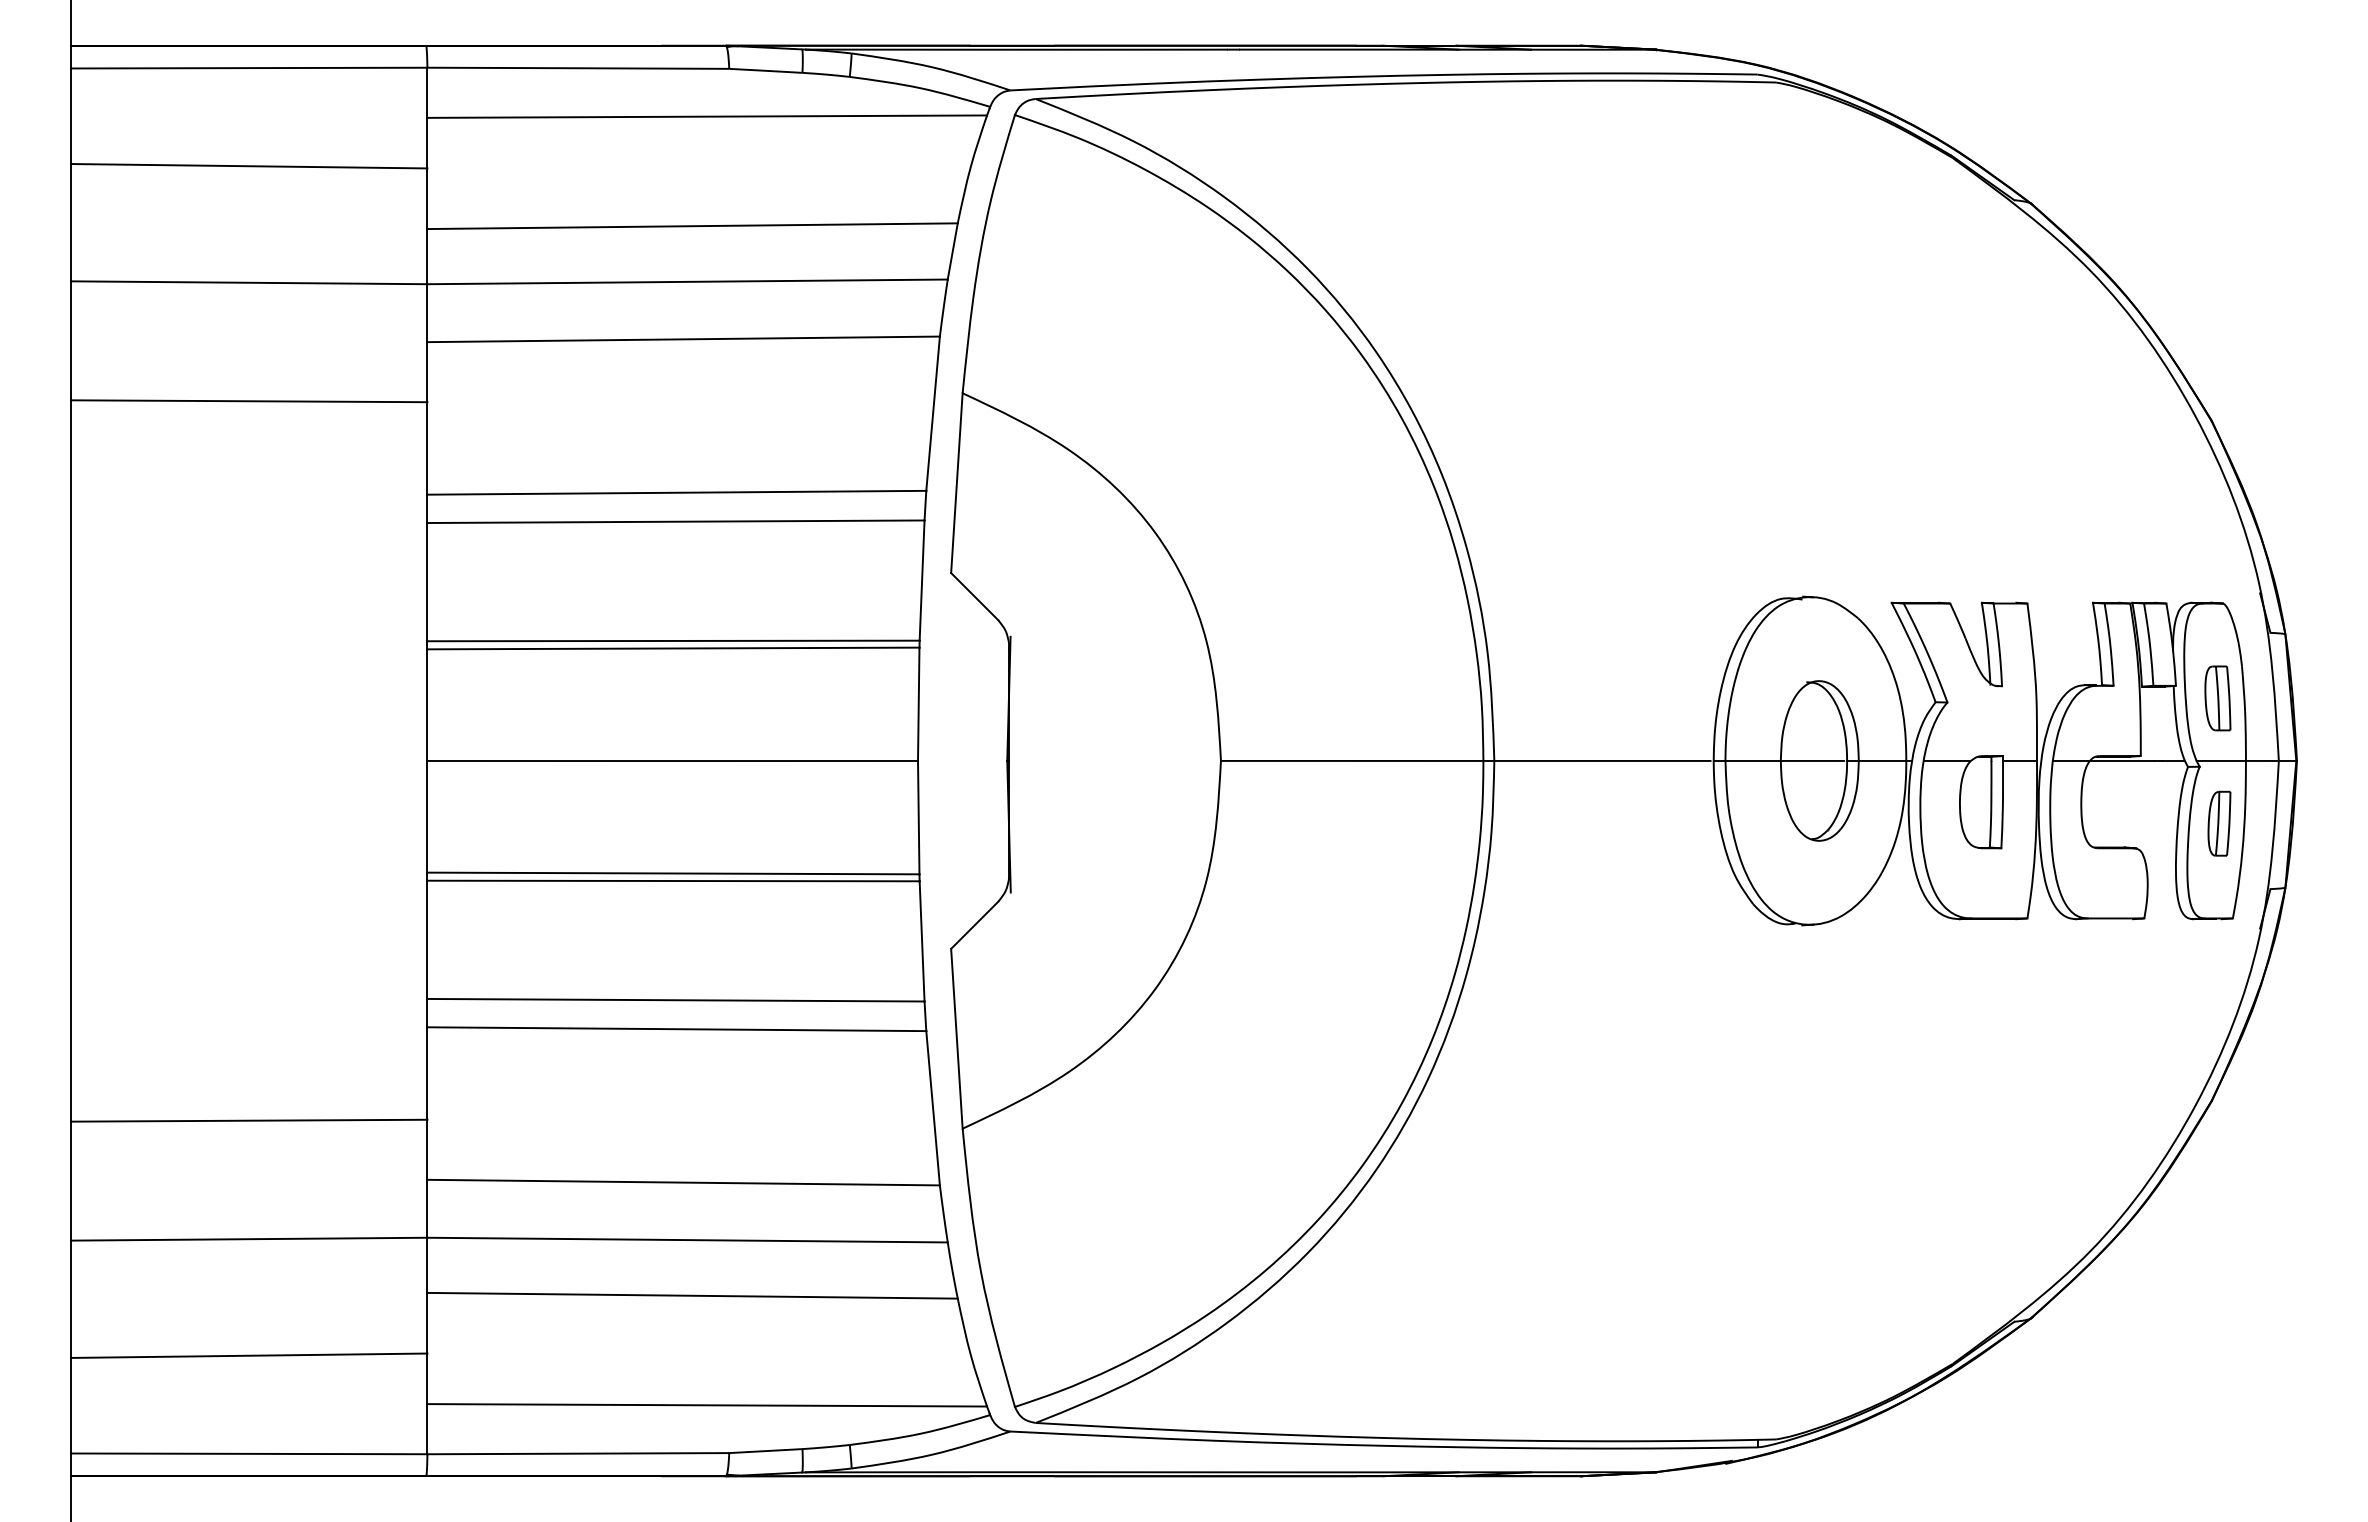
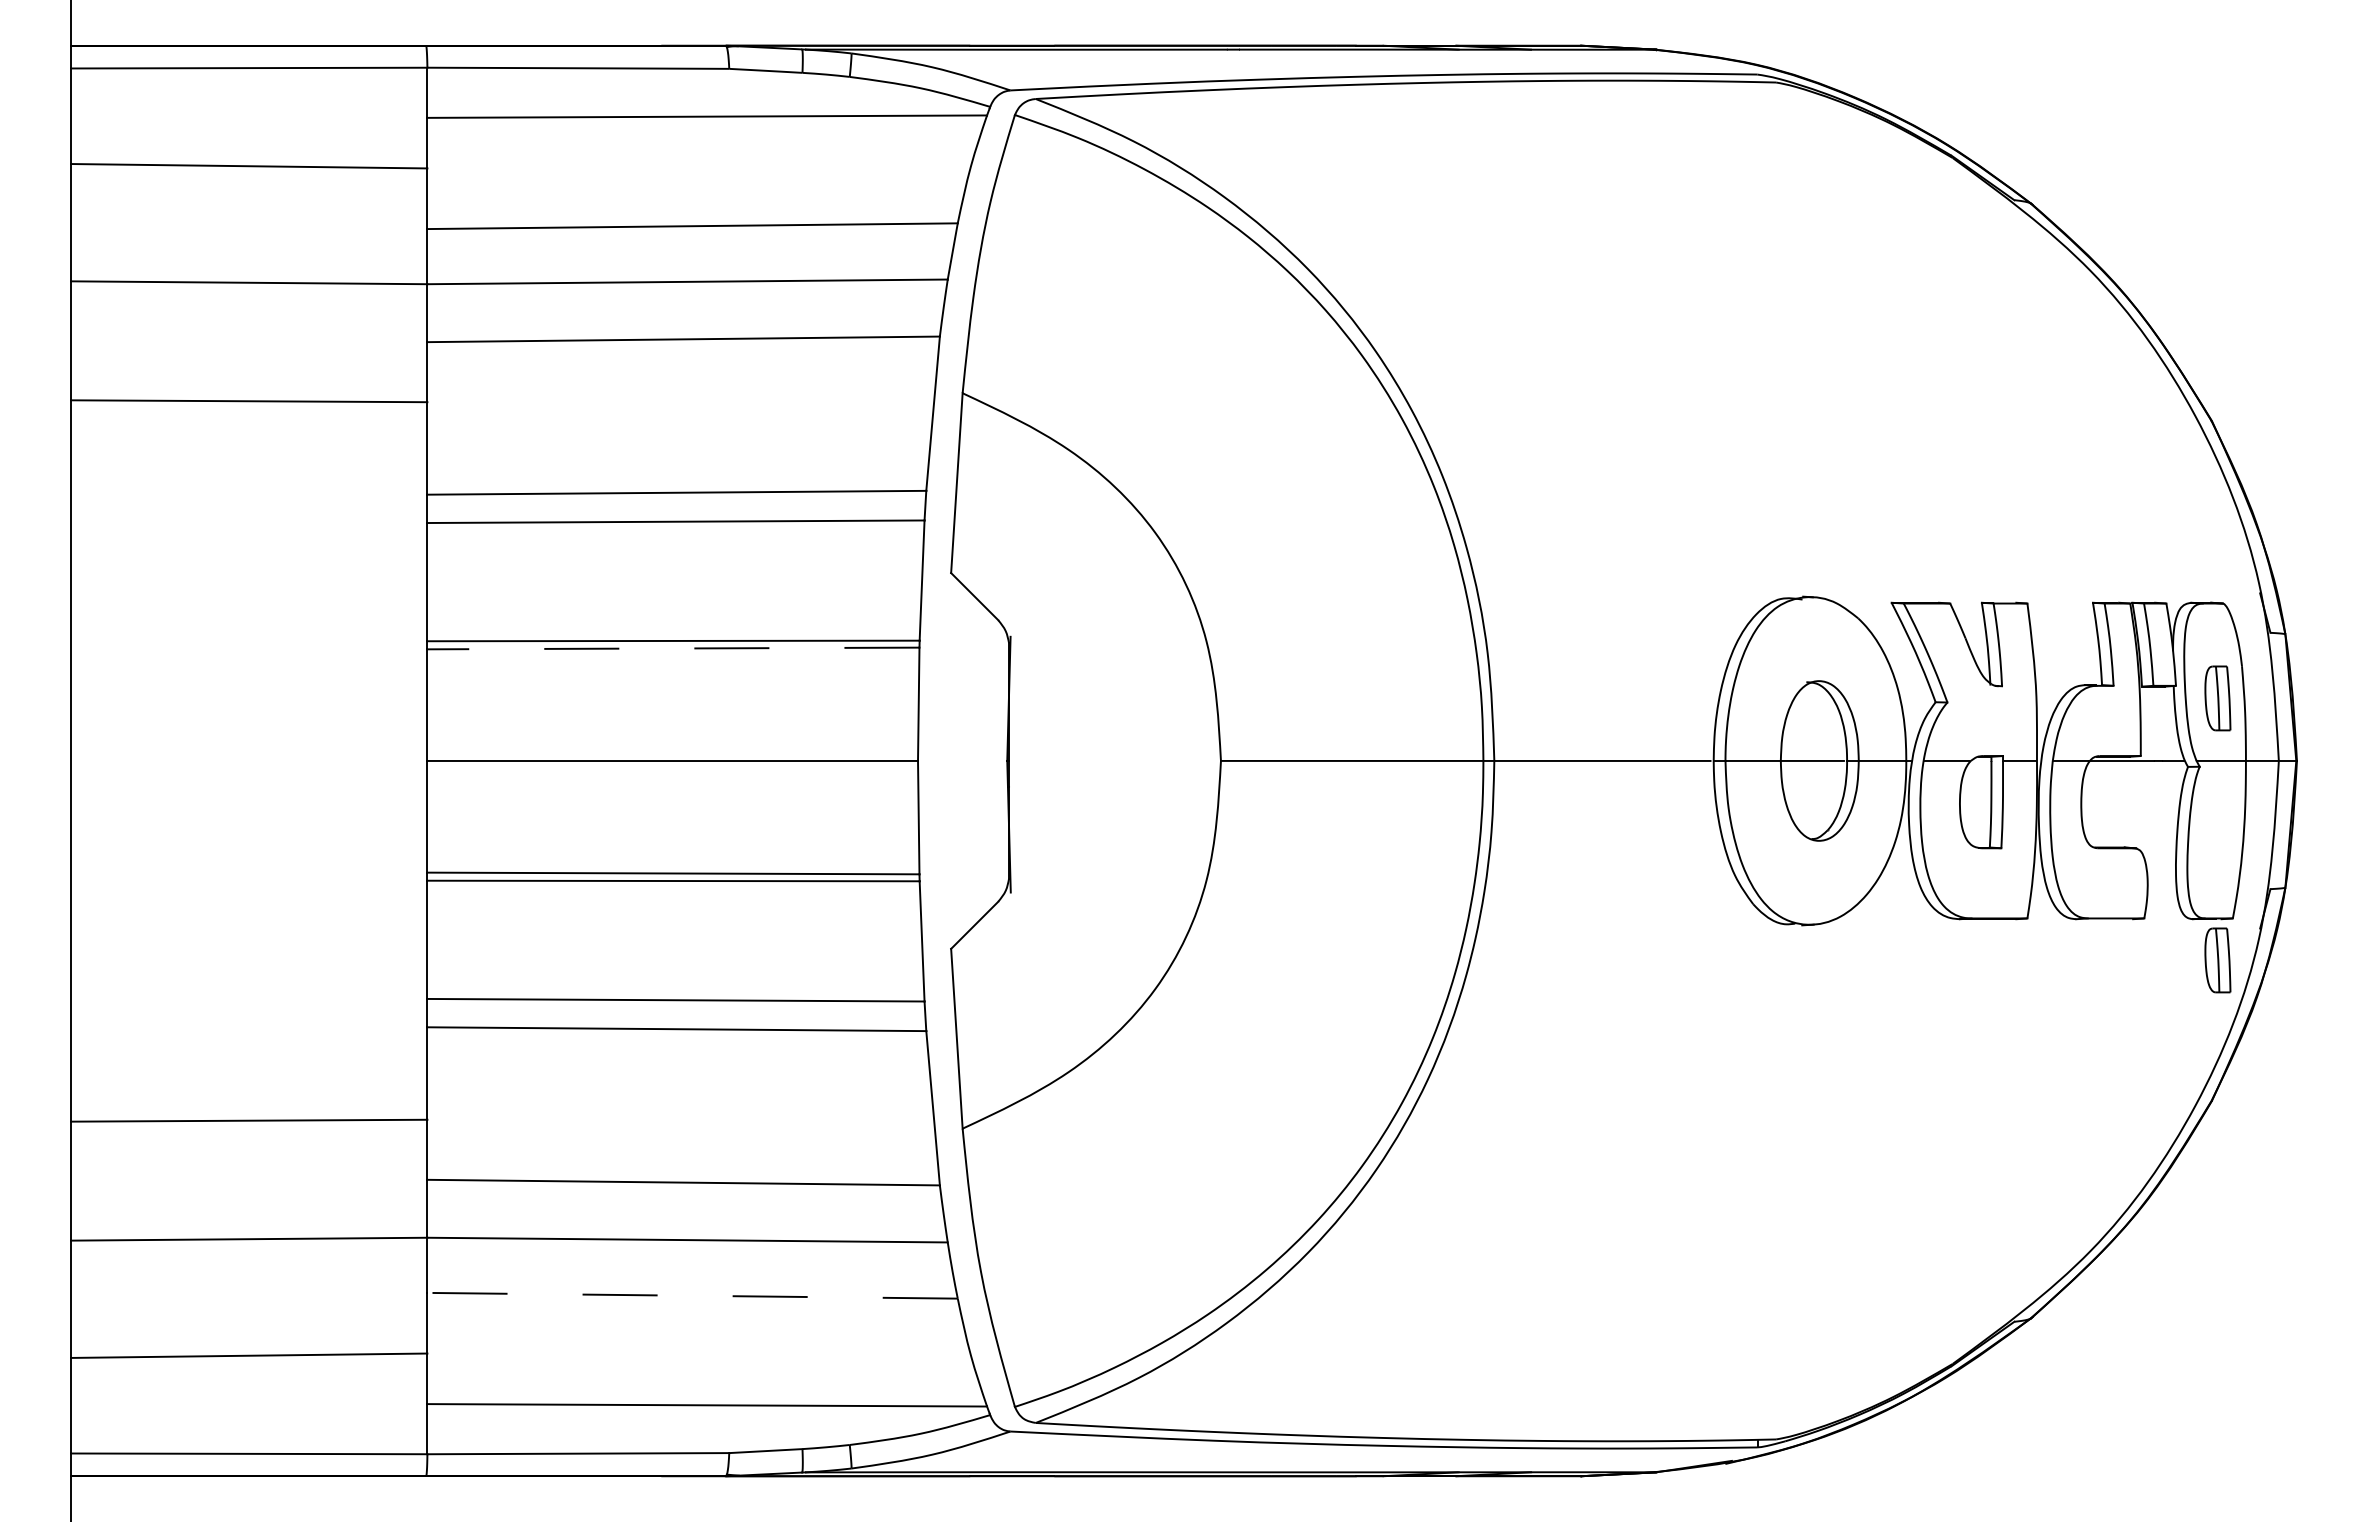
line: solid -> dashed (672, 648)
part: present -> none (2219, 823)
part: none -> present (2217, 960)
line: solid -> dashed (692, 1295)
